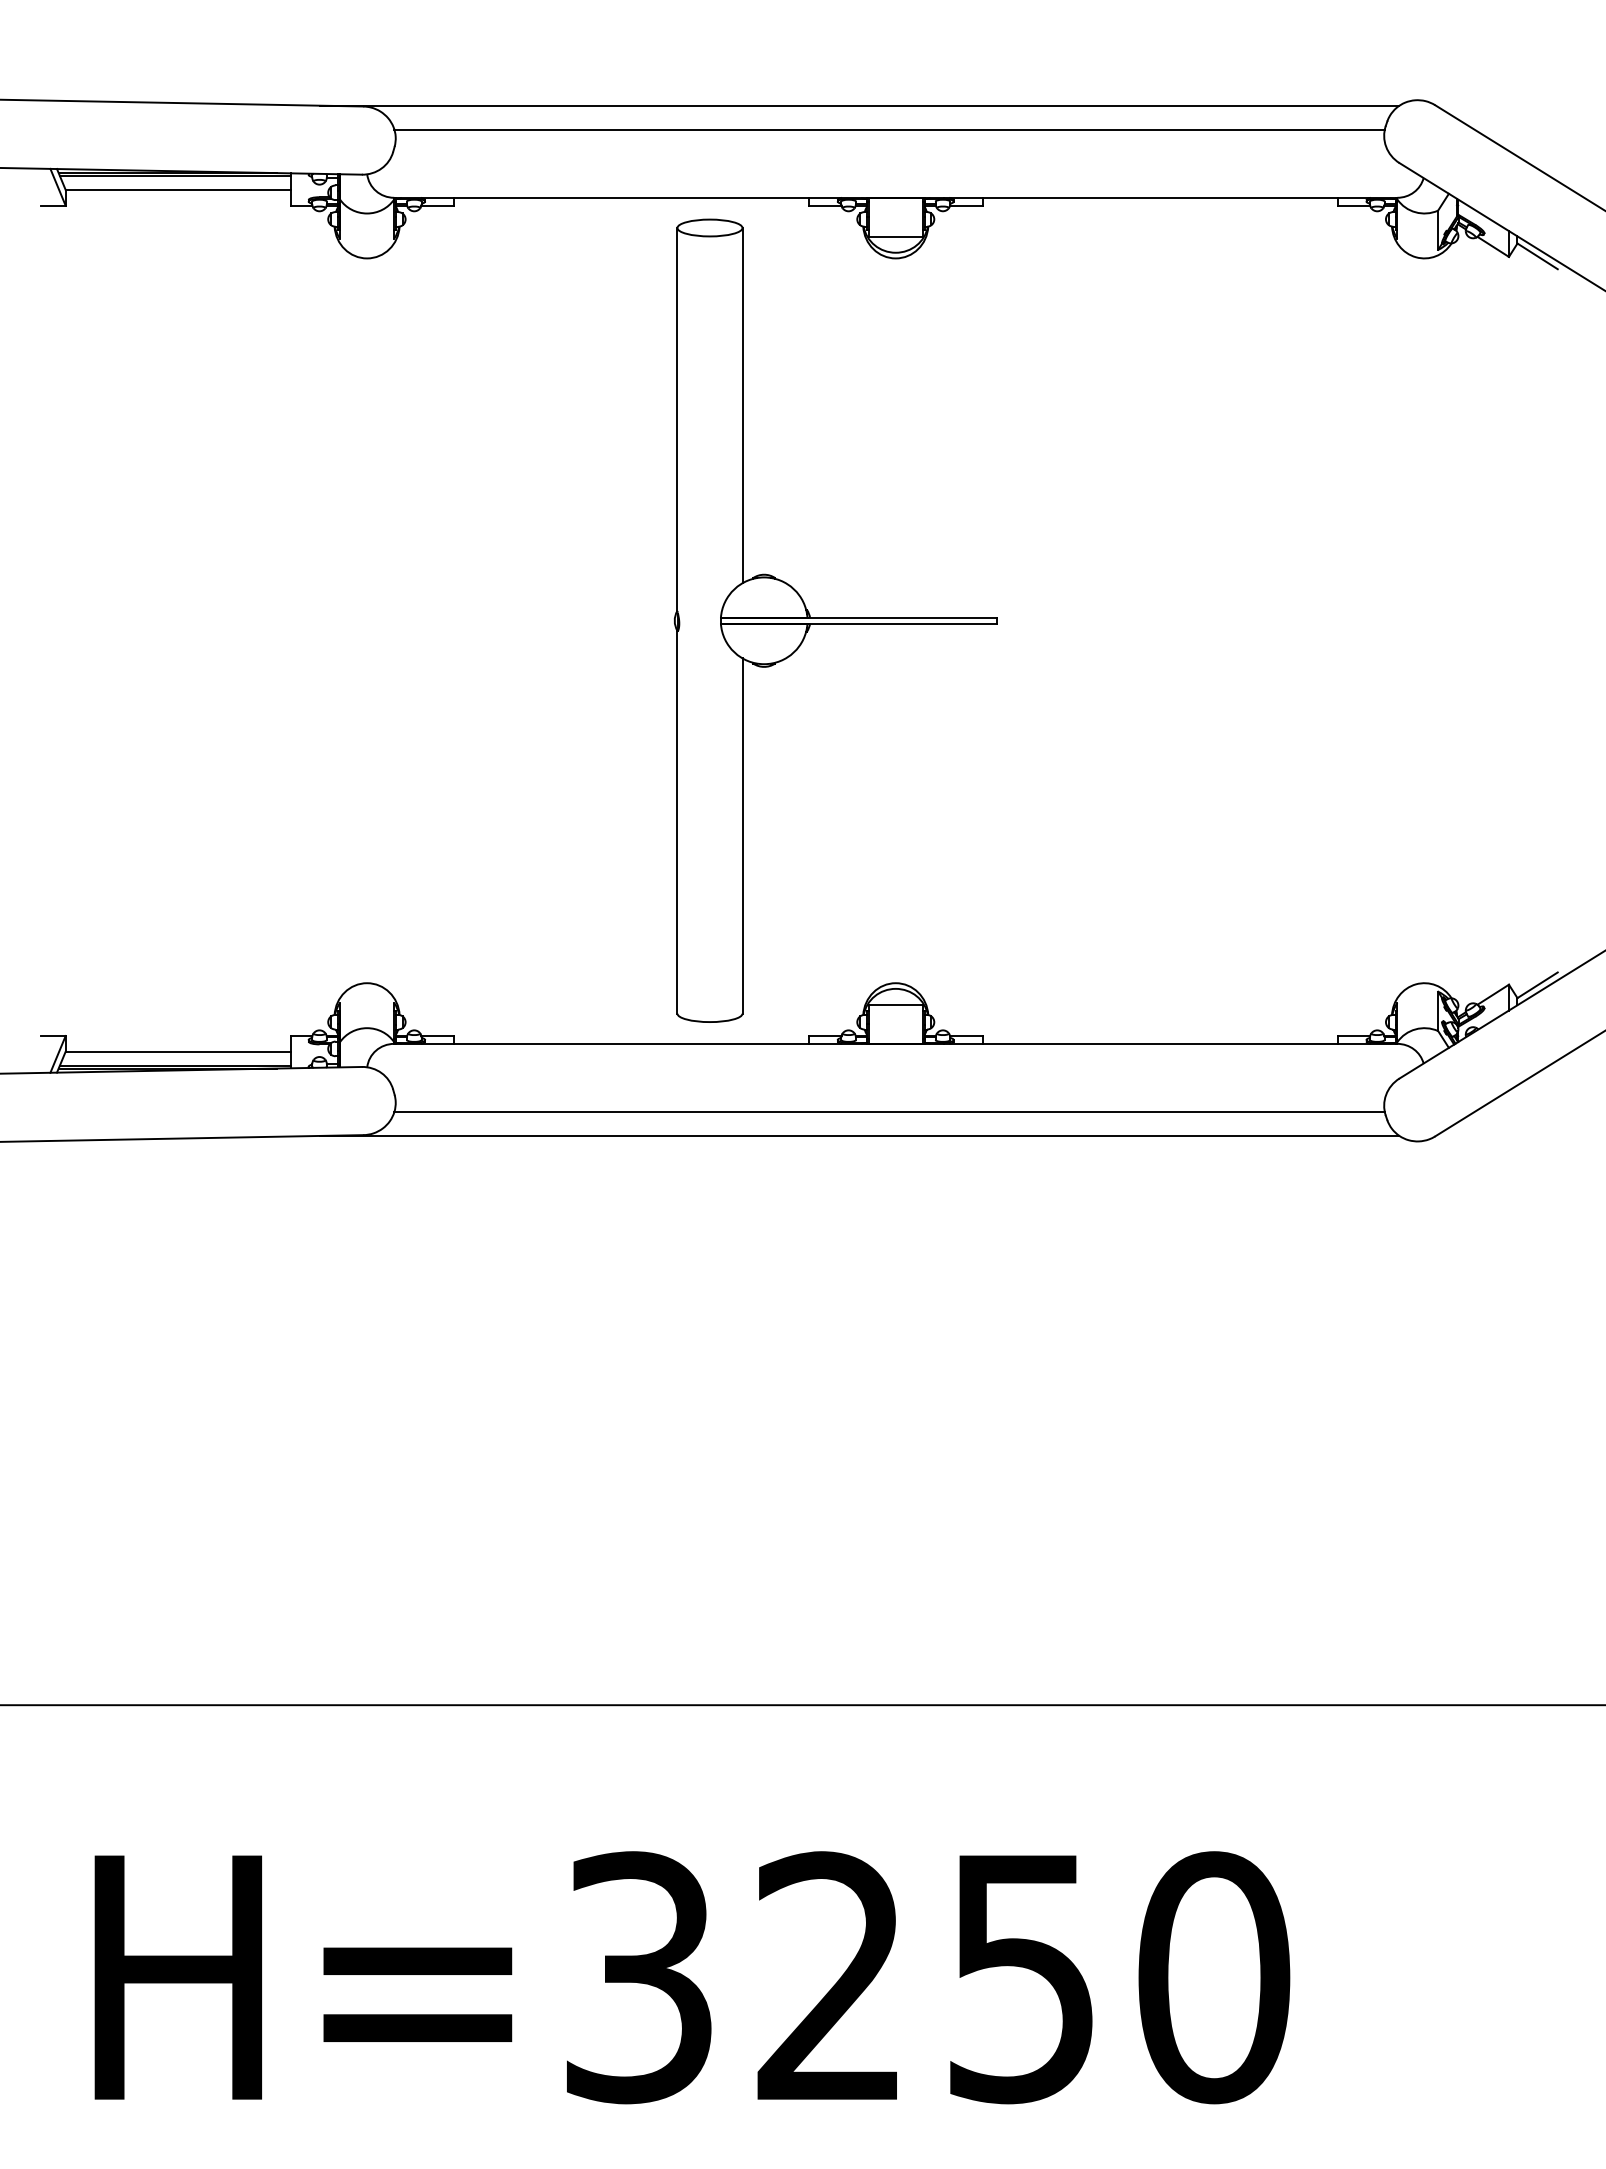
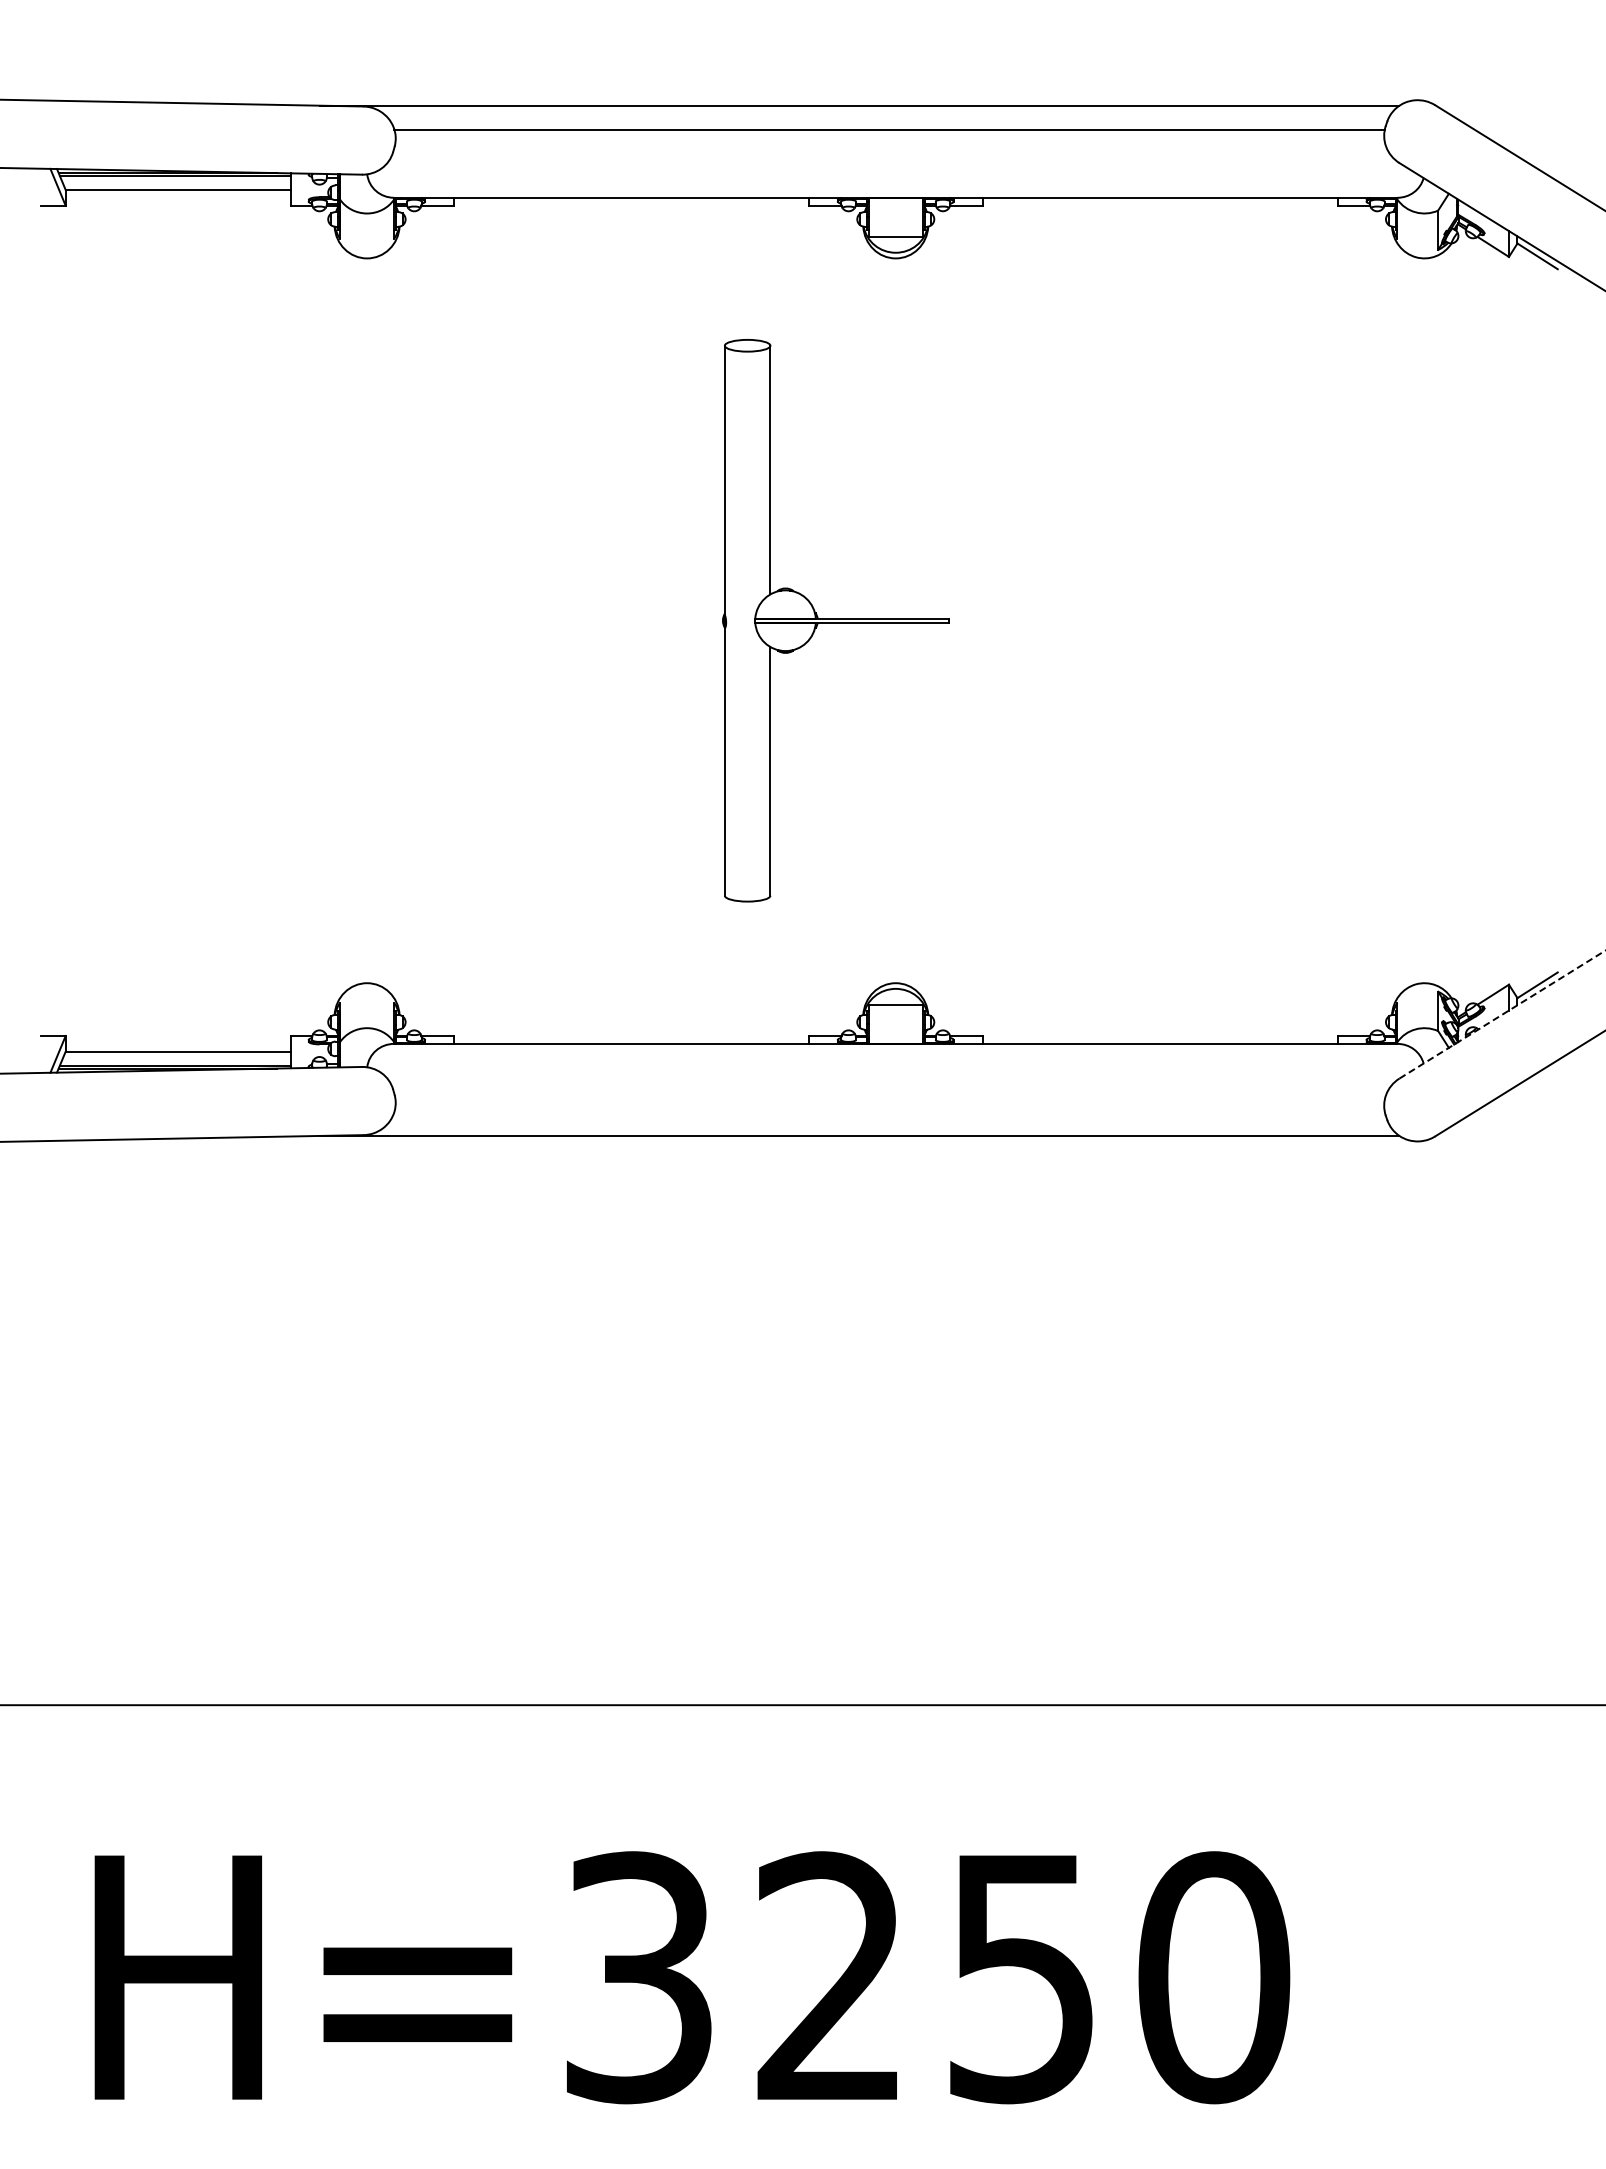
part size: 325x805 px -> 228x564 px (835, 620)
line: solid -> dashed (1503, 1014)
line: present -> none (889, 1112)
